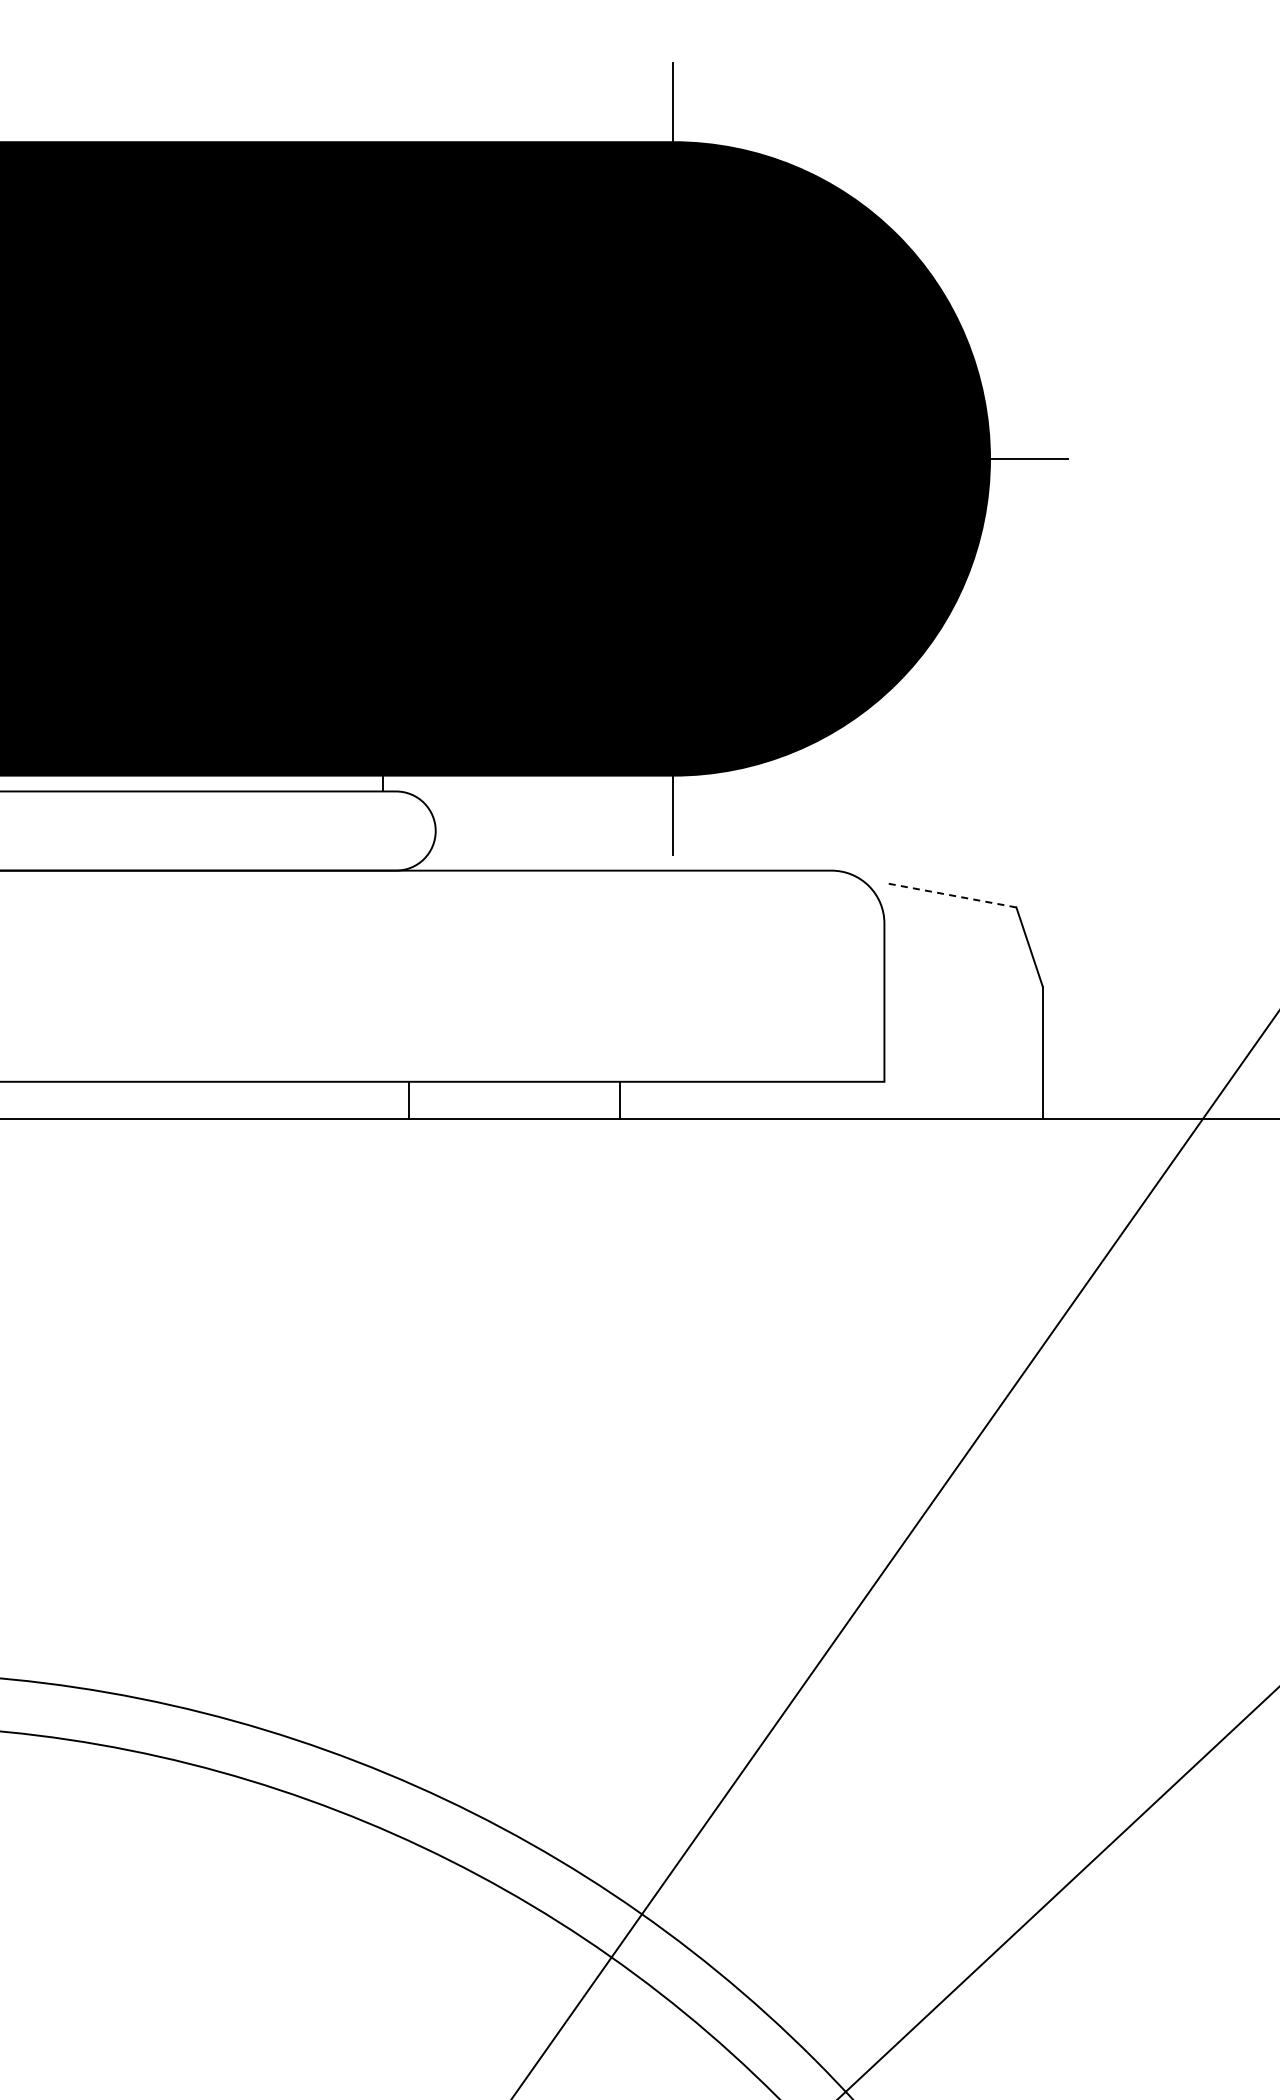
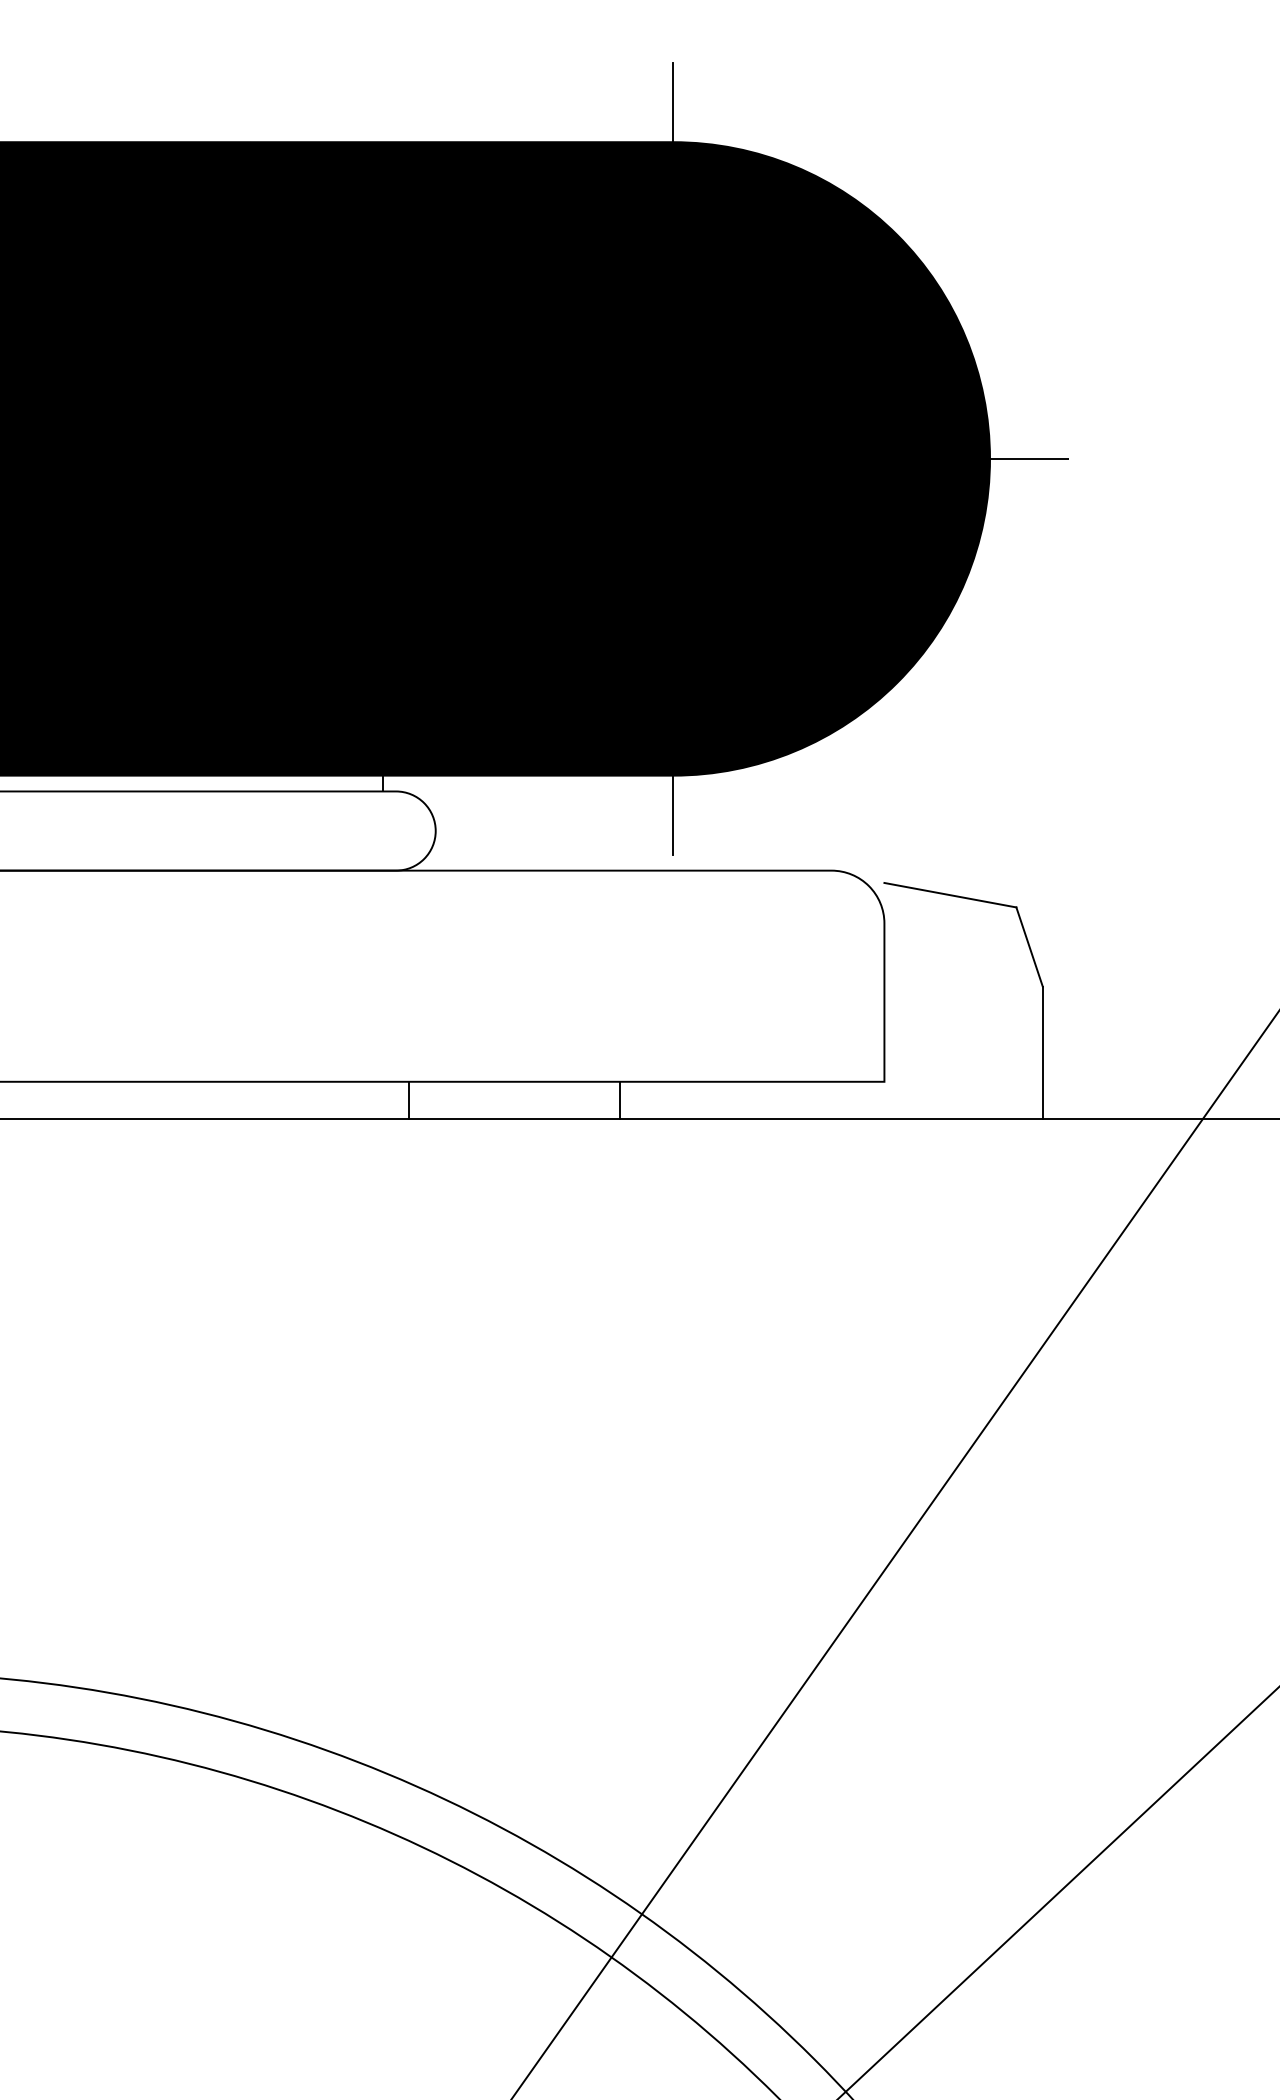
line: dashed -> solid (949, 895)
